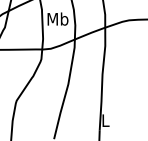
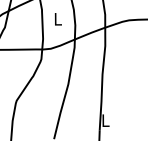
text: Mb -> L (57, 18)
